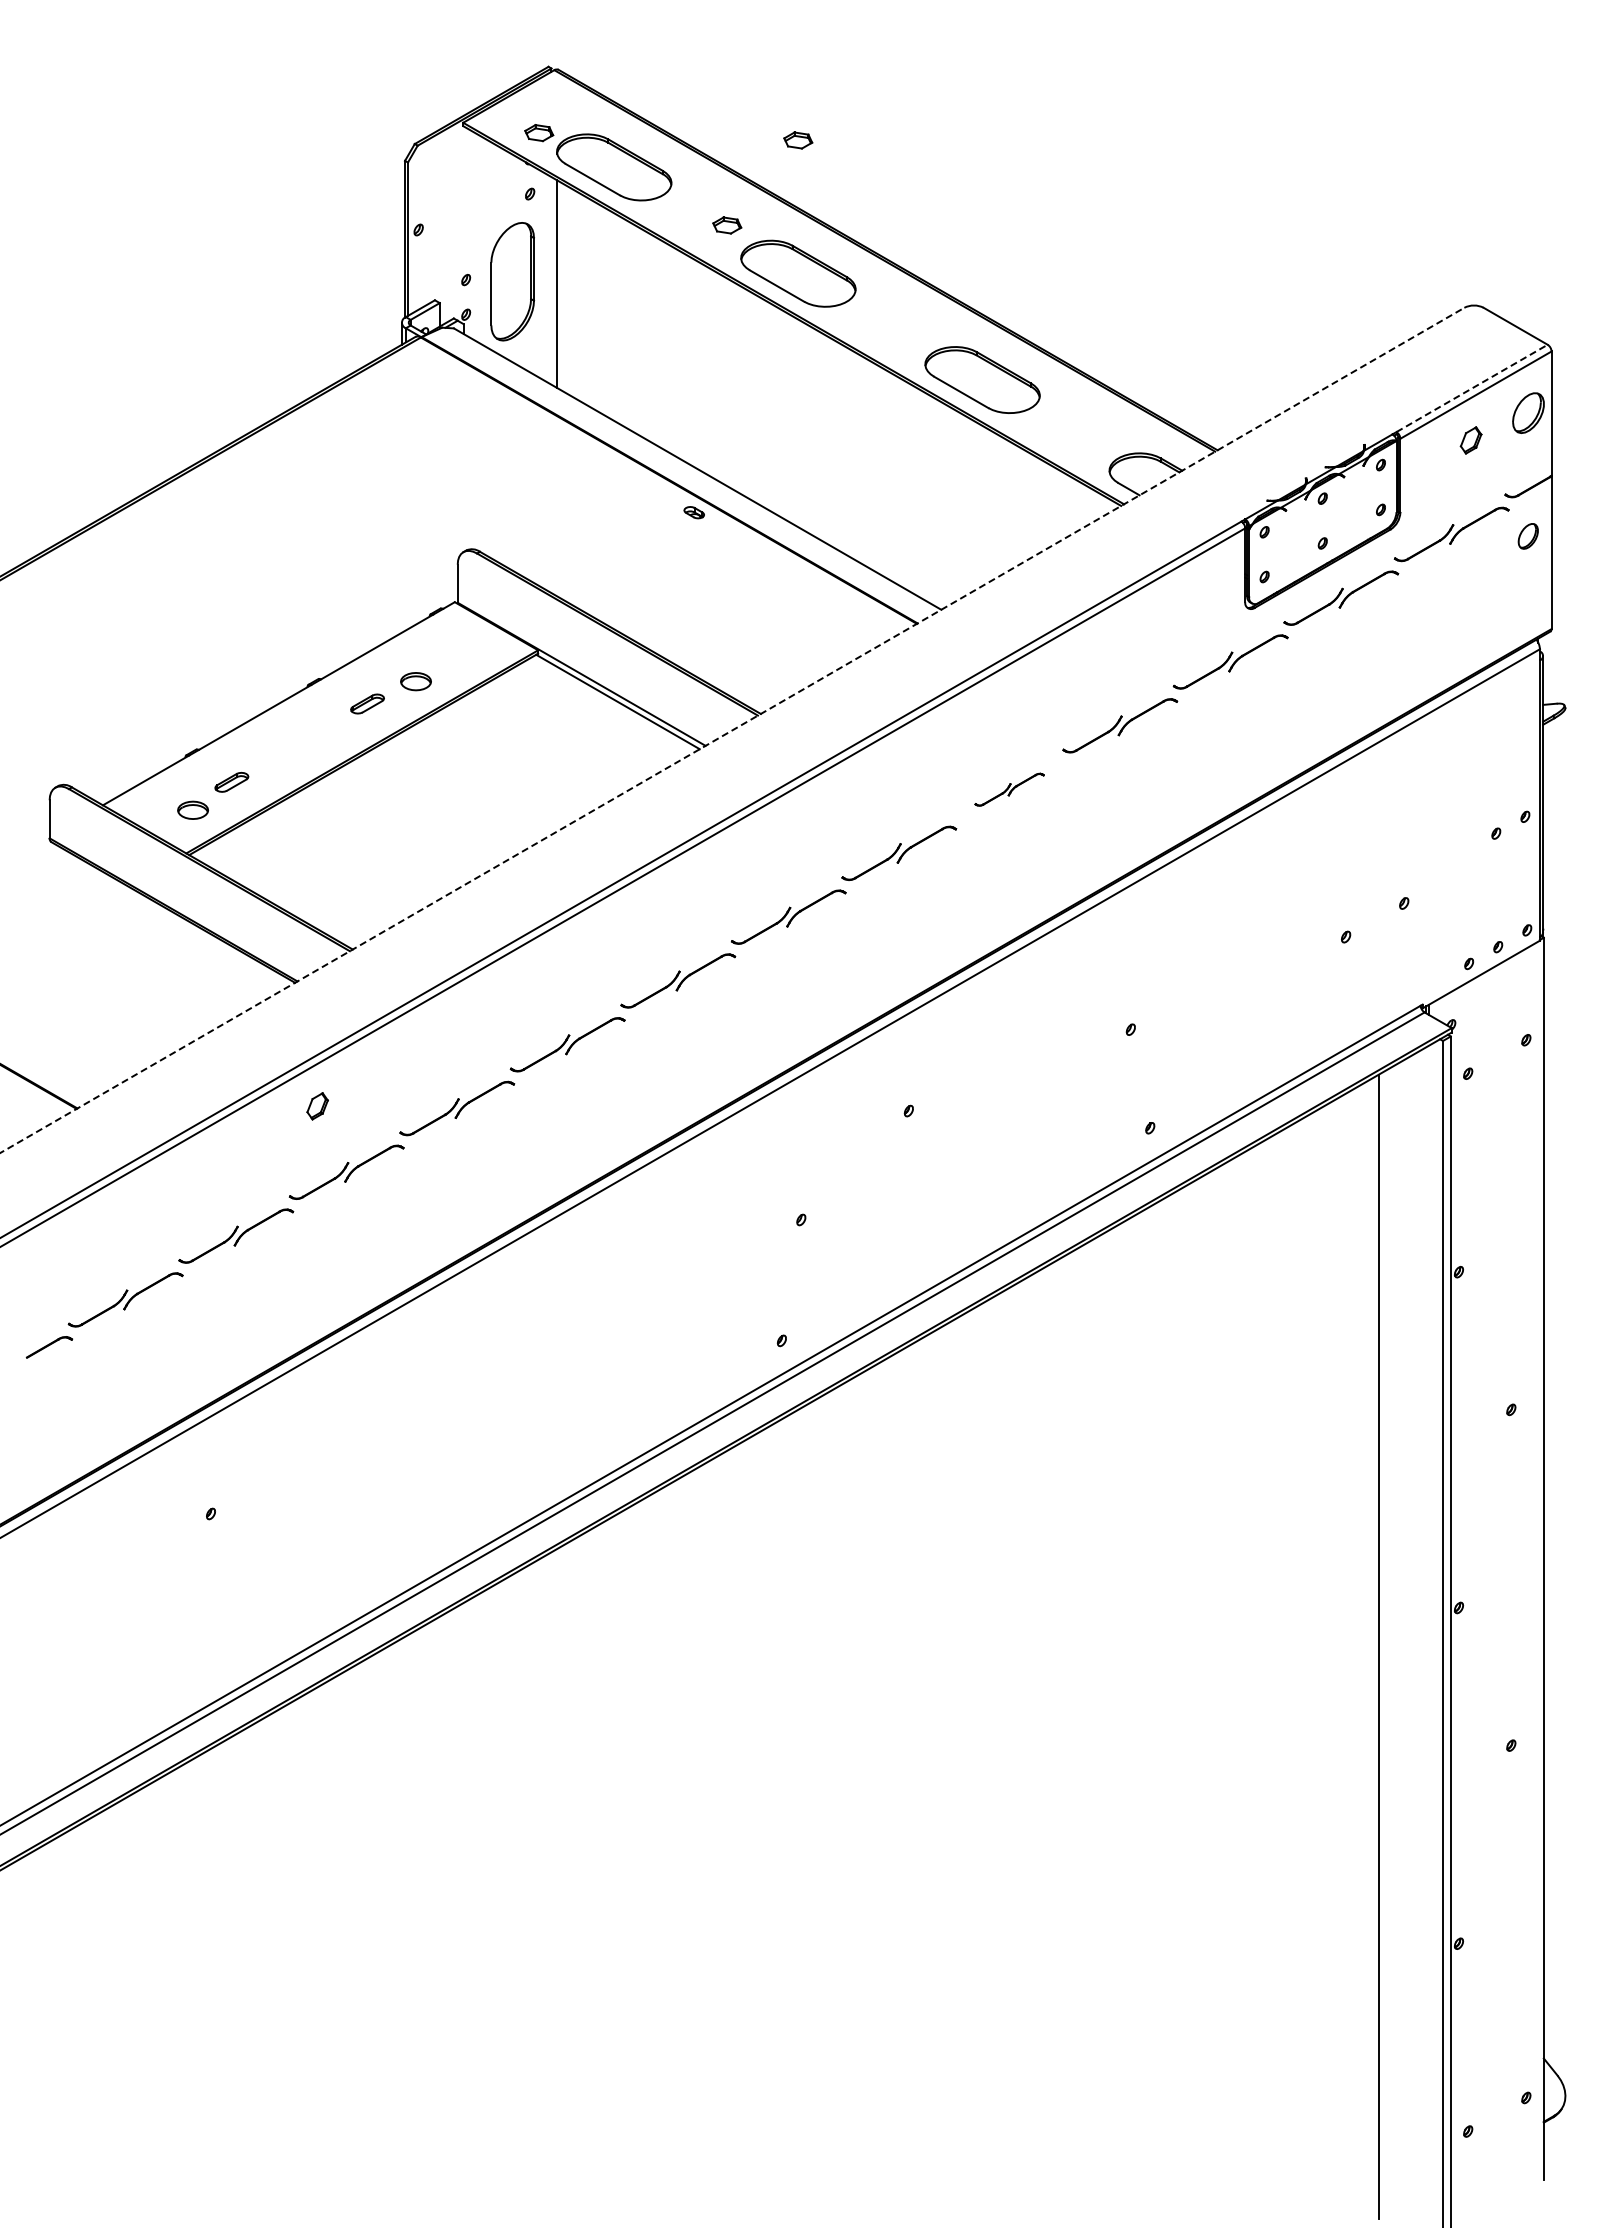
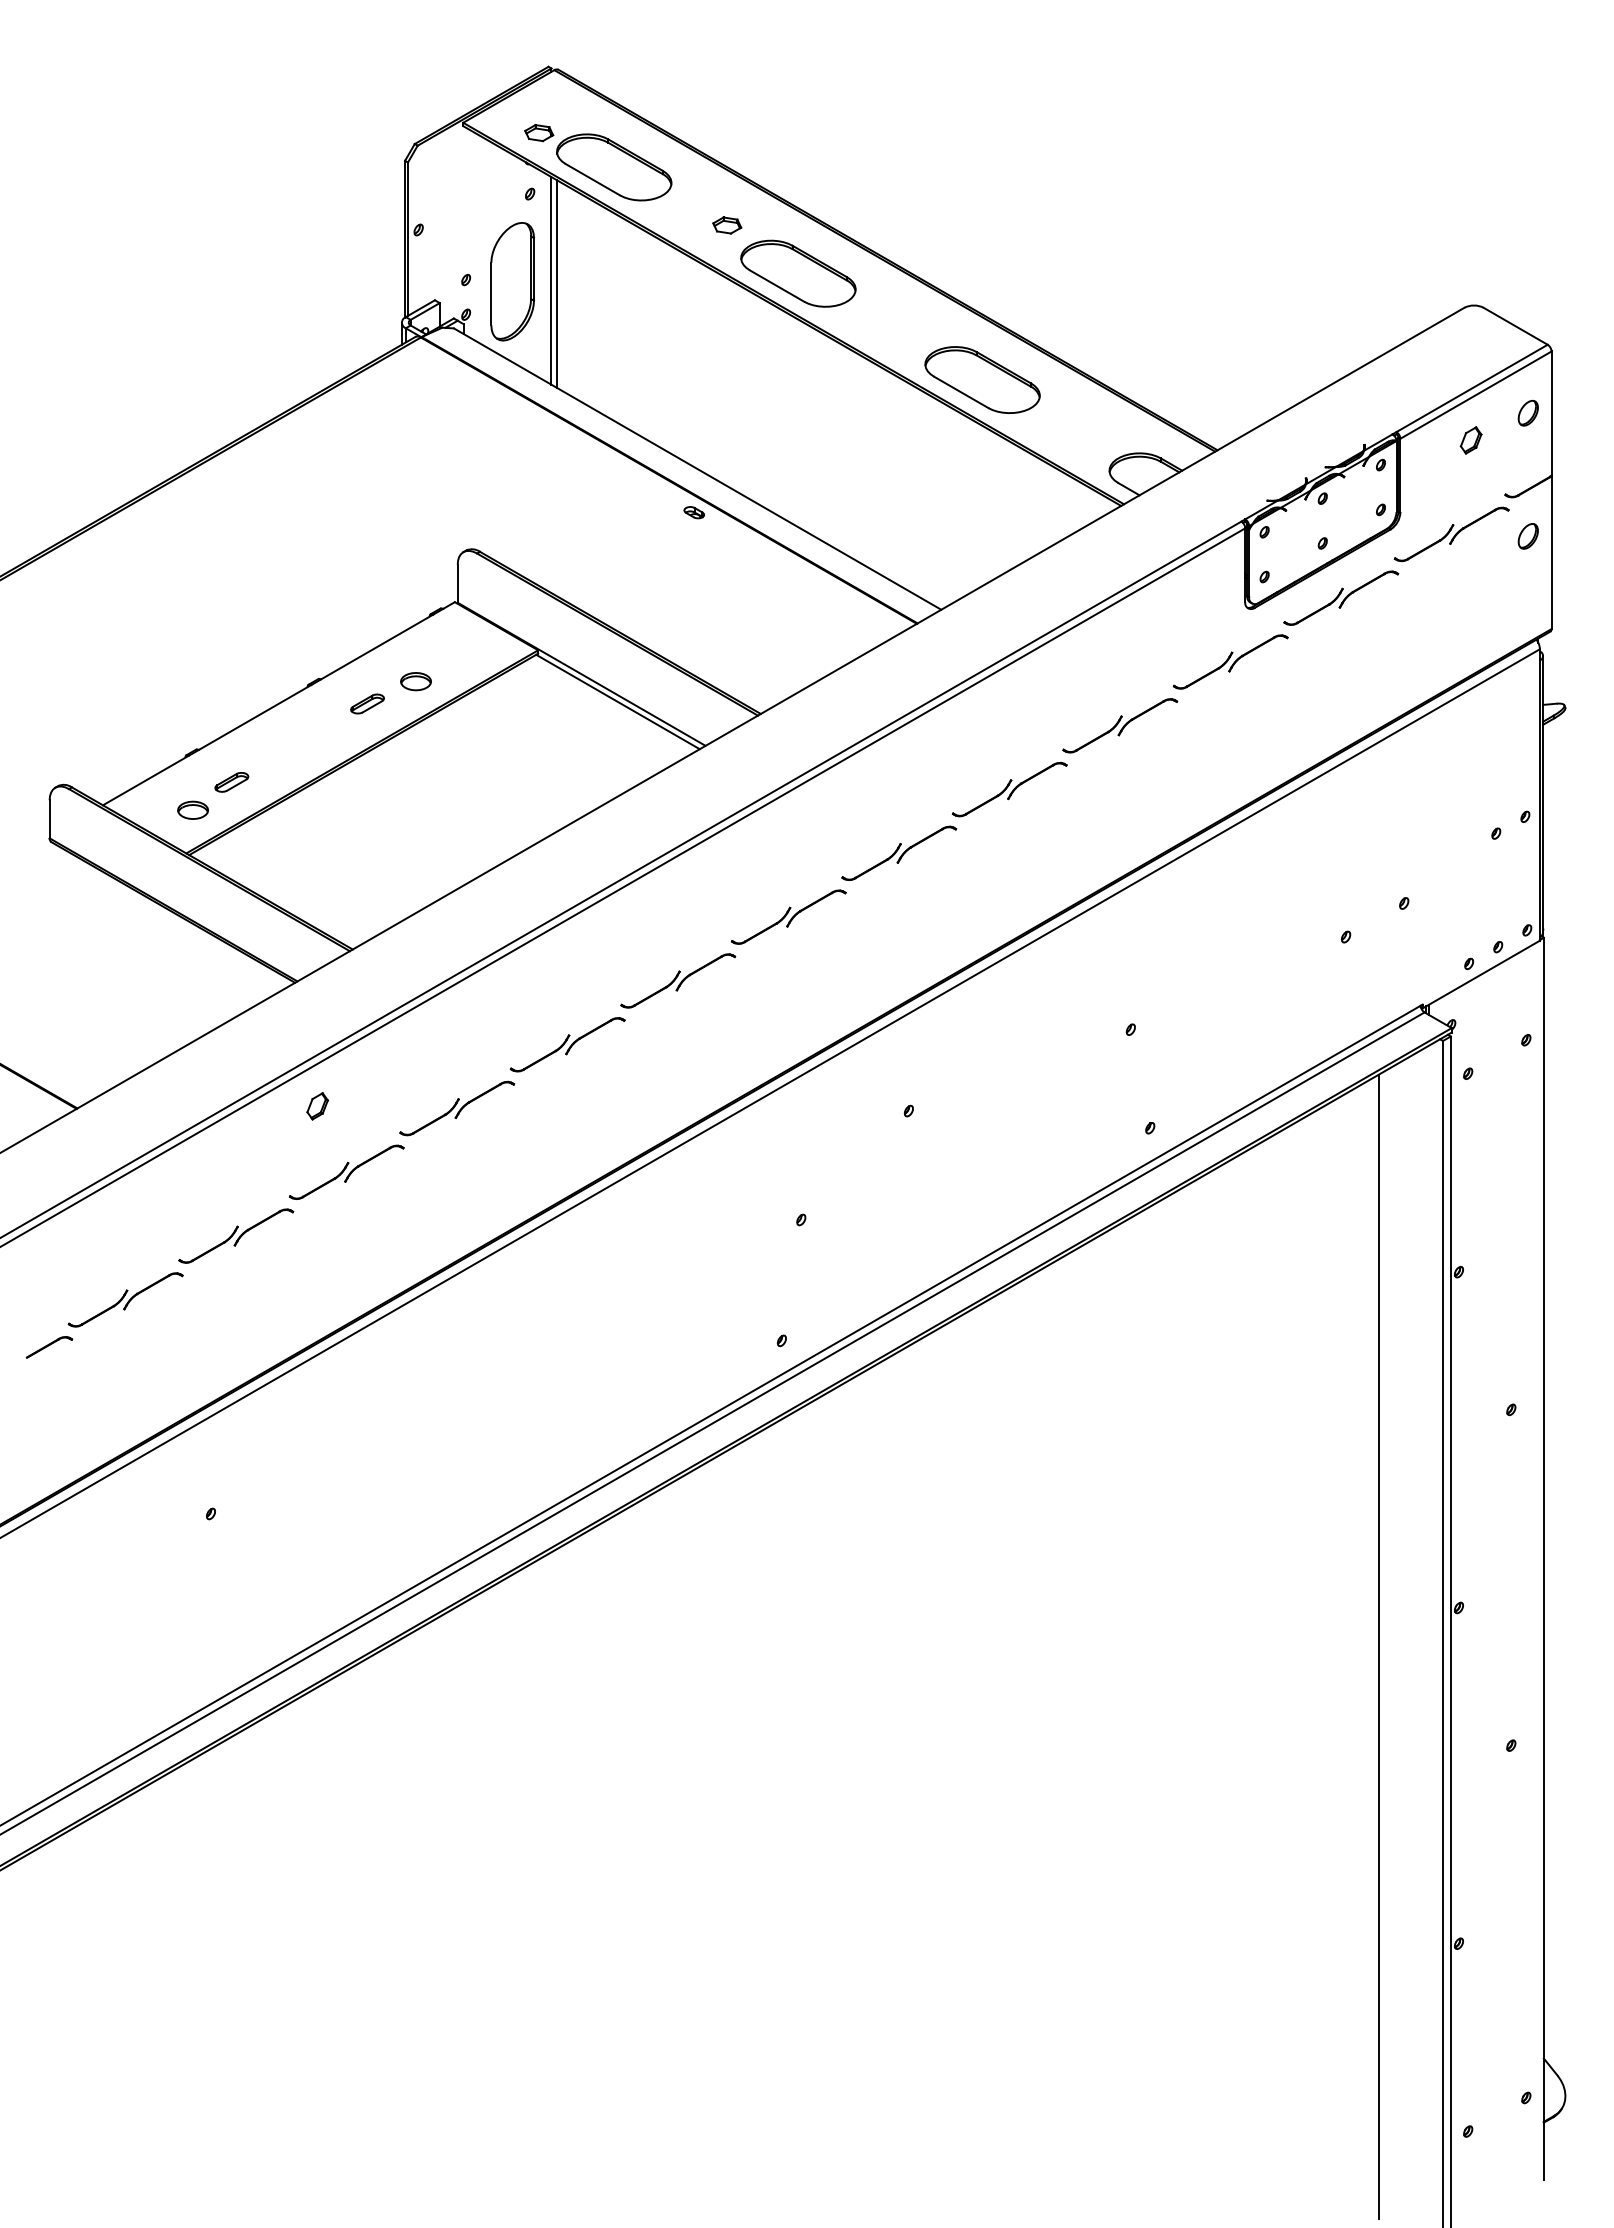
part: present -> none (798, 140)
line: none -> present (551, 280)
line: dashed -> solid (1472, 388)
part size: 33x42 px -> 22x27 px (1527, 413)
line: dashed -> solid (732, 730)
part size: 71x35 px -> 117x56 px (1009, 789)
